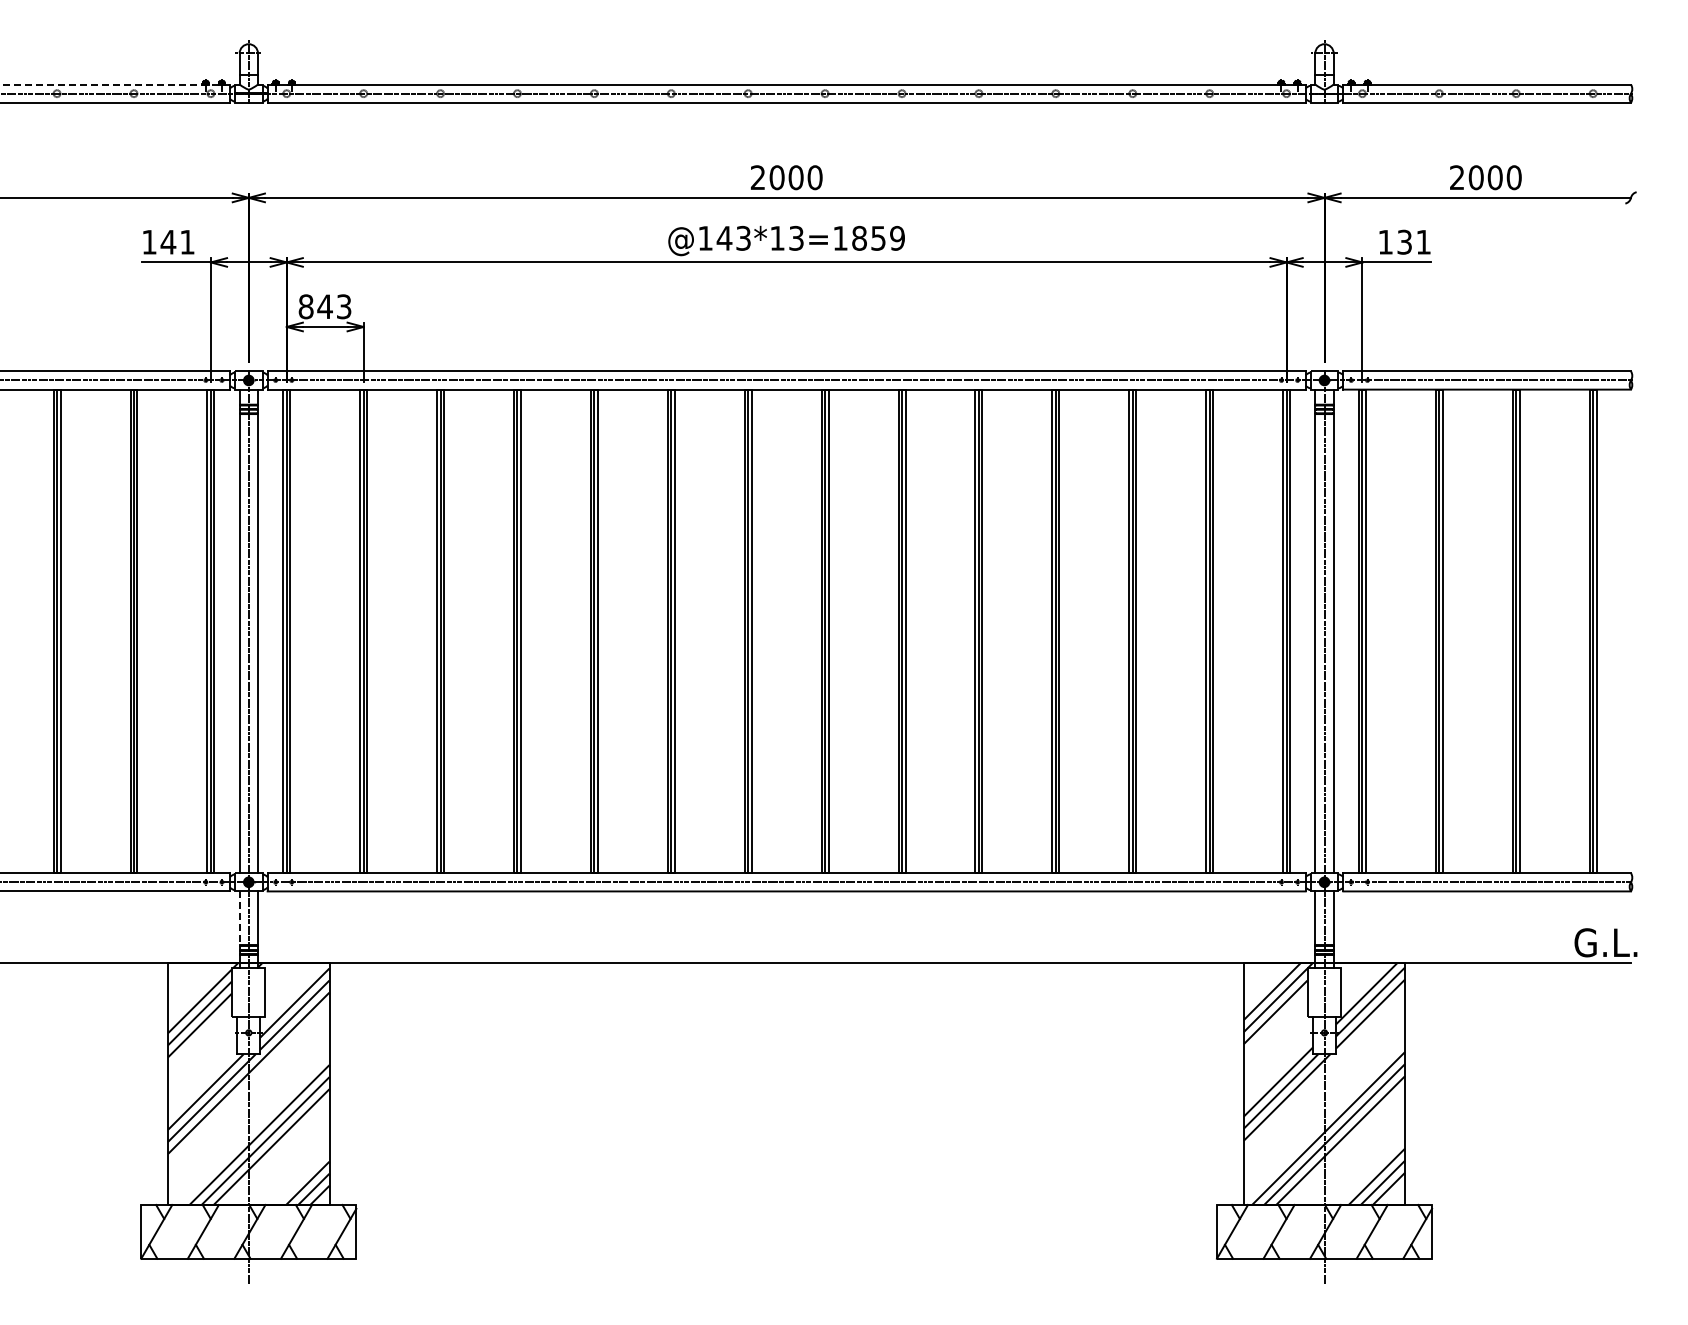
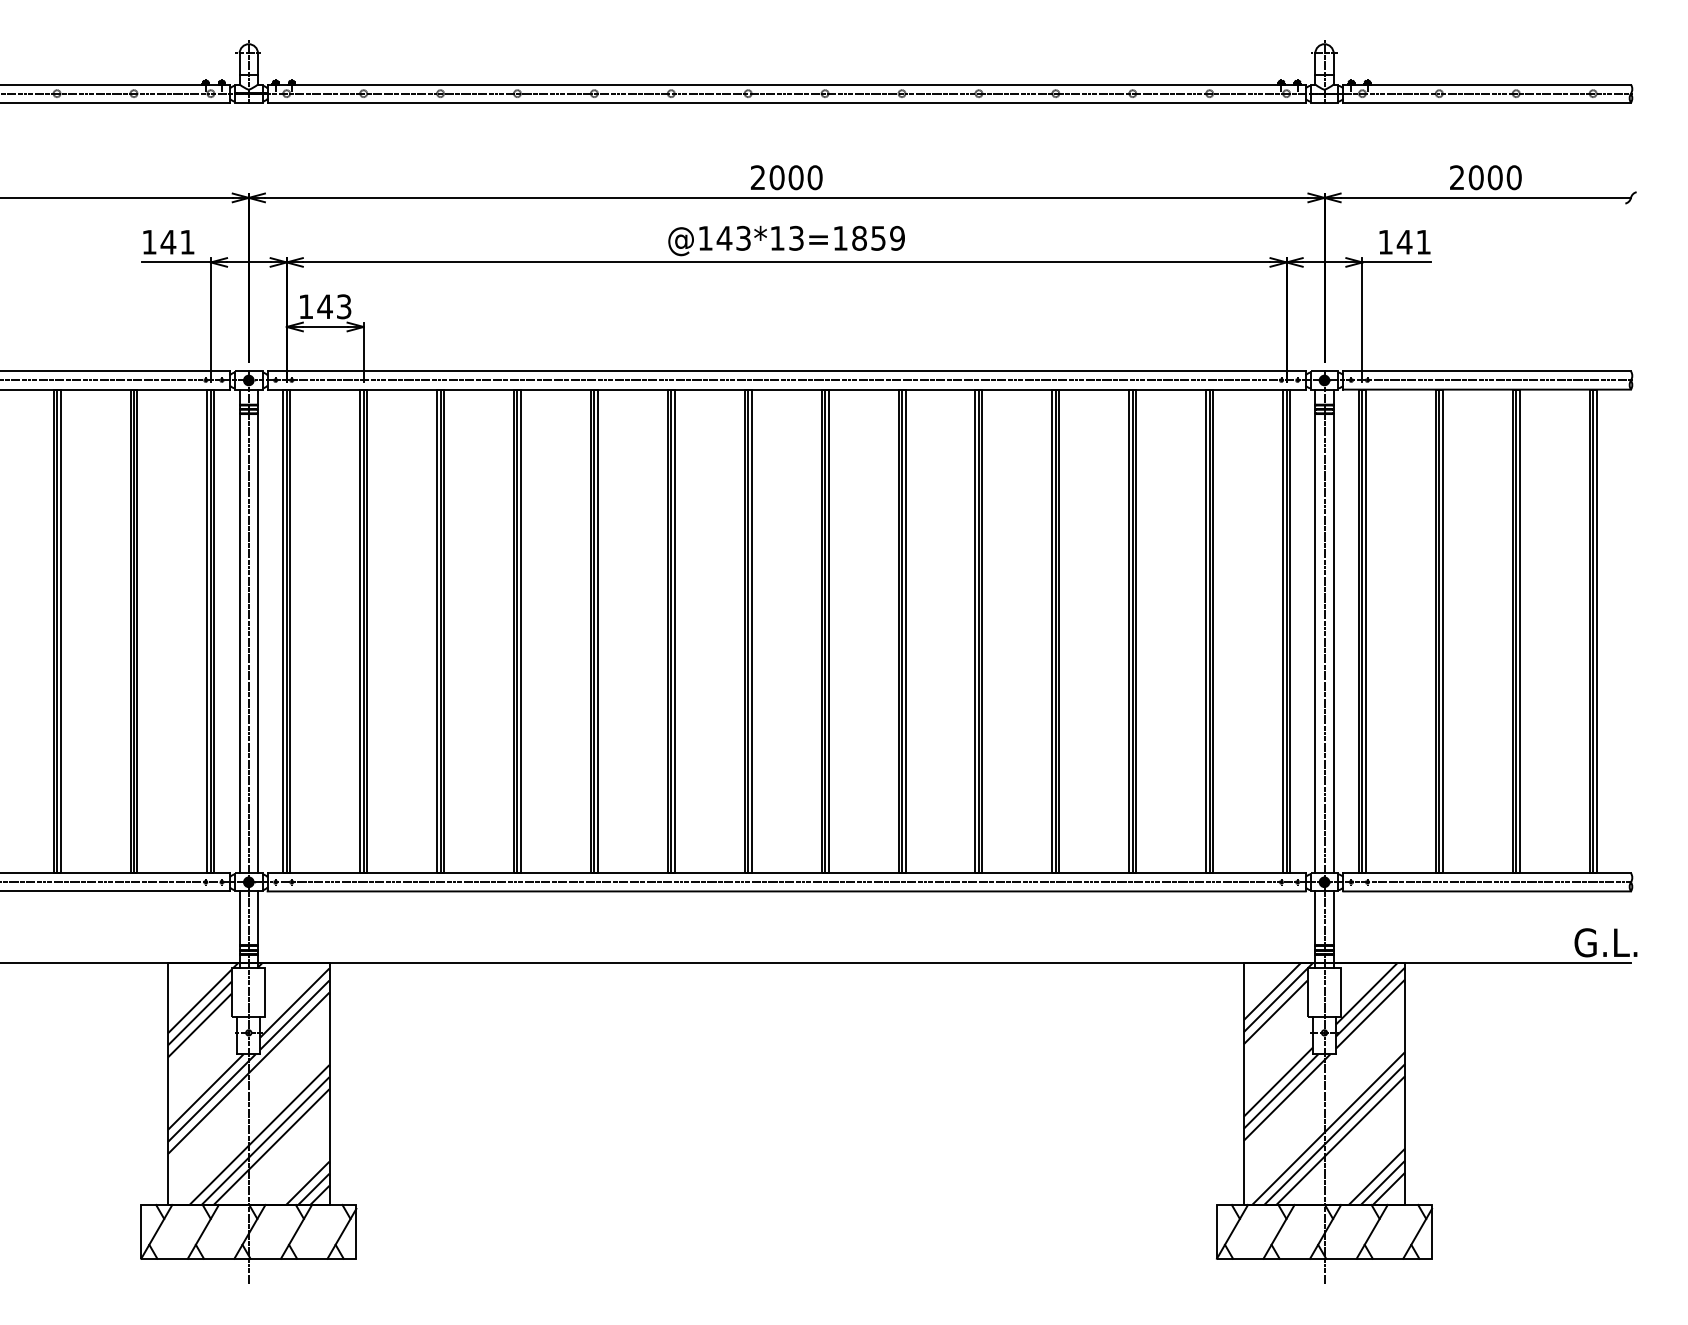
line: dashed -> solid (115, 84)
text: 131 -> 141 (1404, 241)
text: 843 -> 143 (305, 306)
line: dashed -> solid (239, 918)
